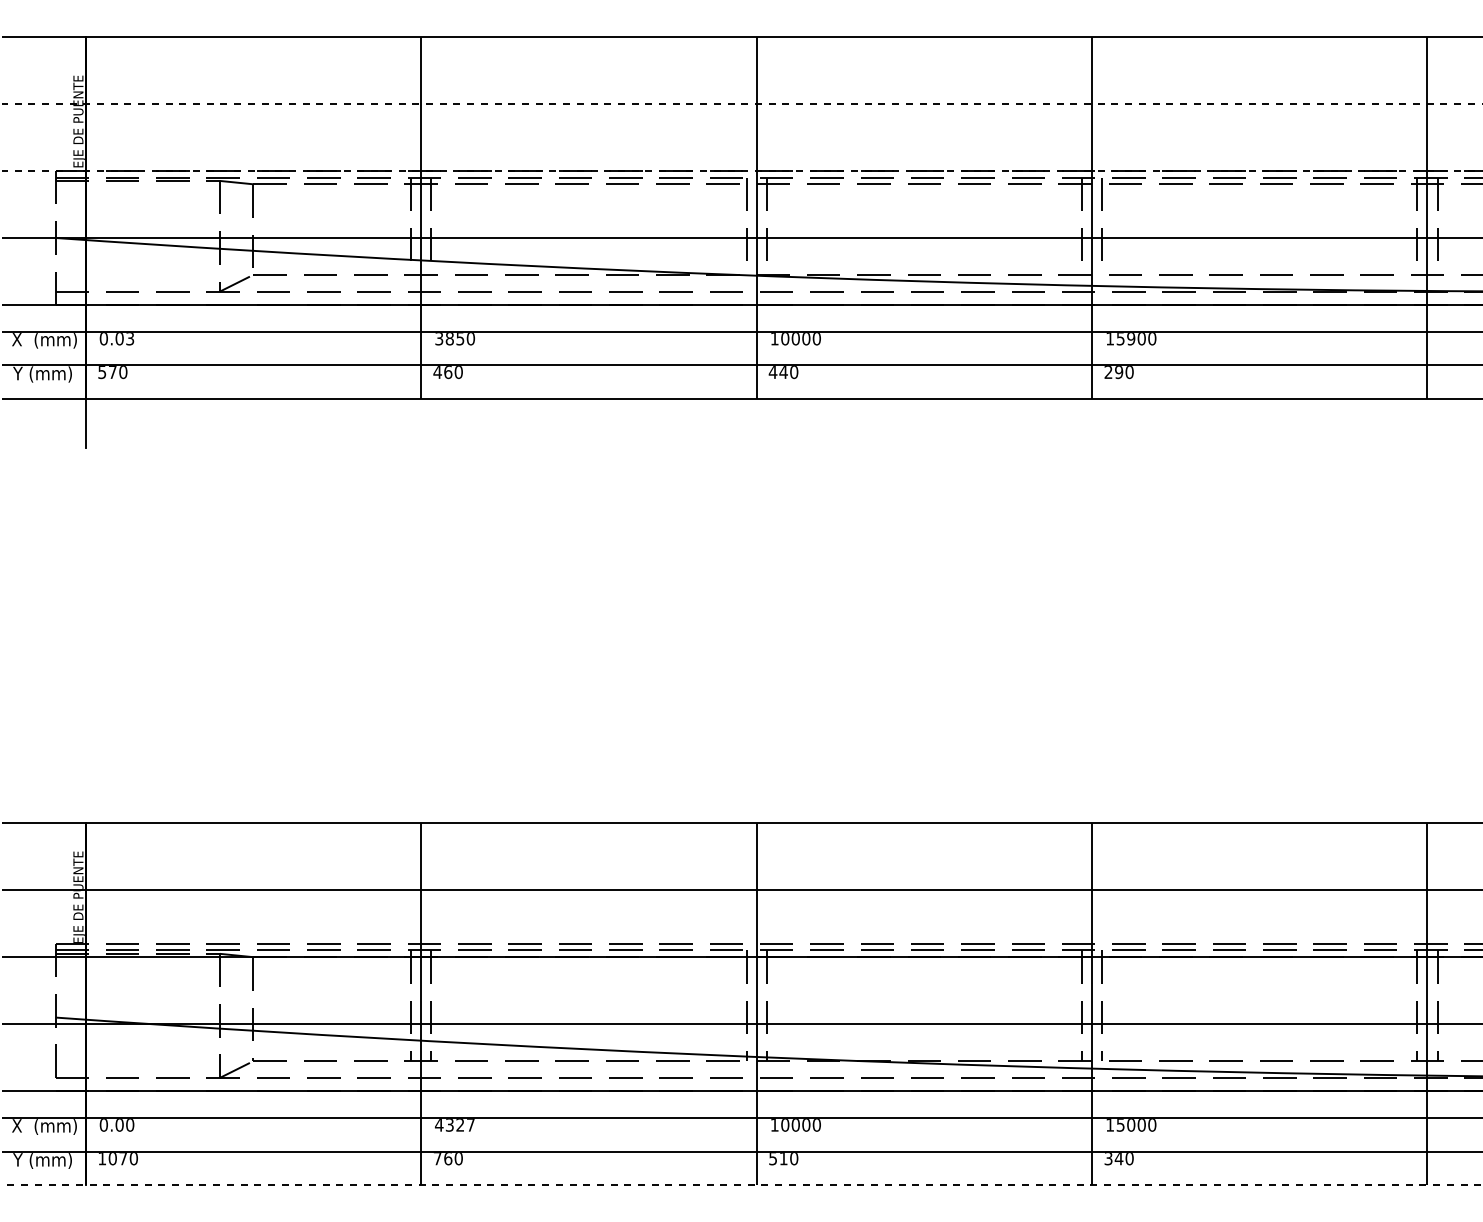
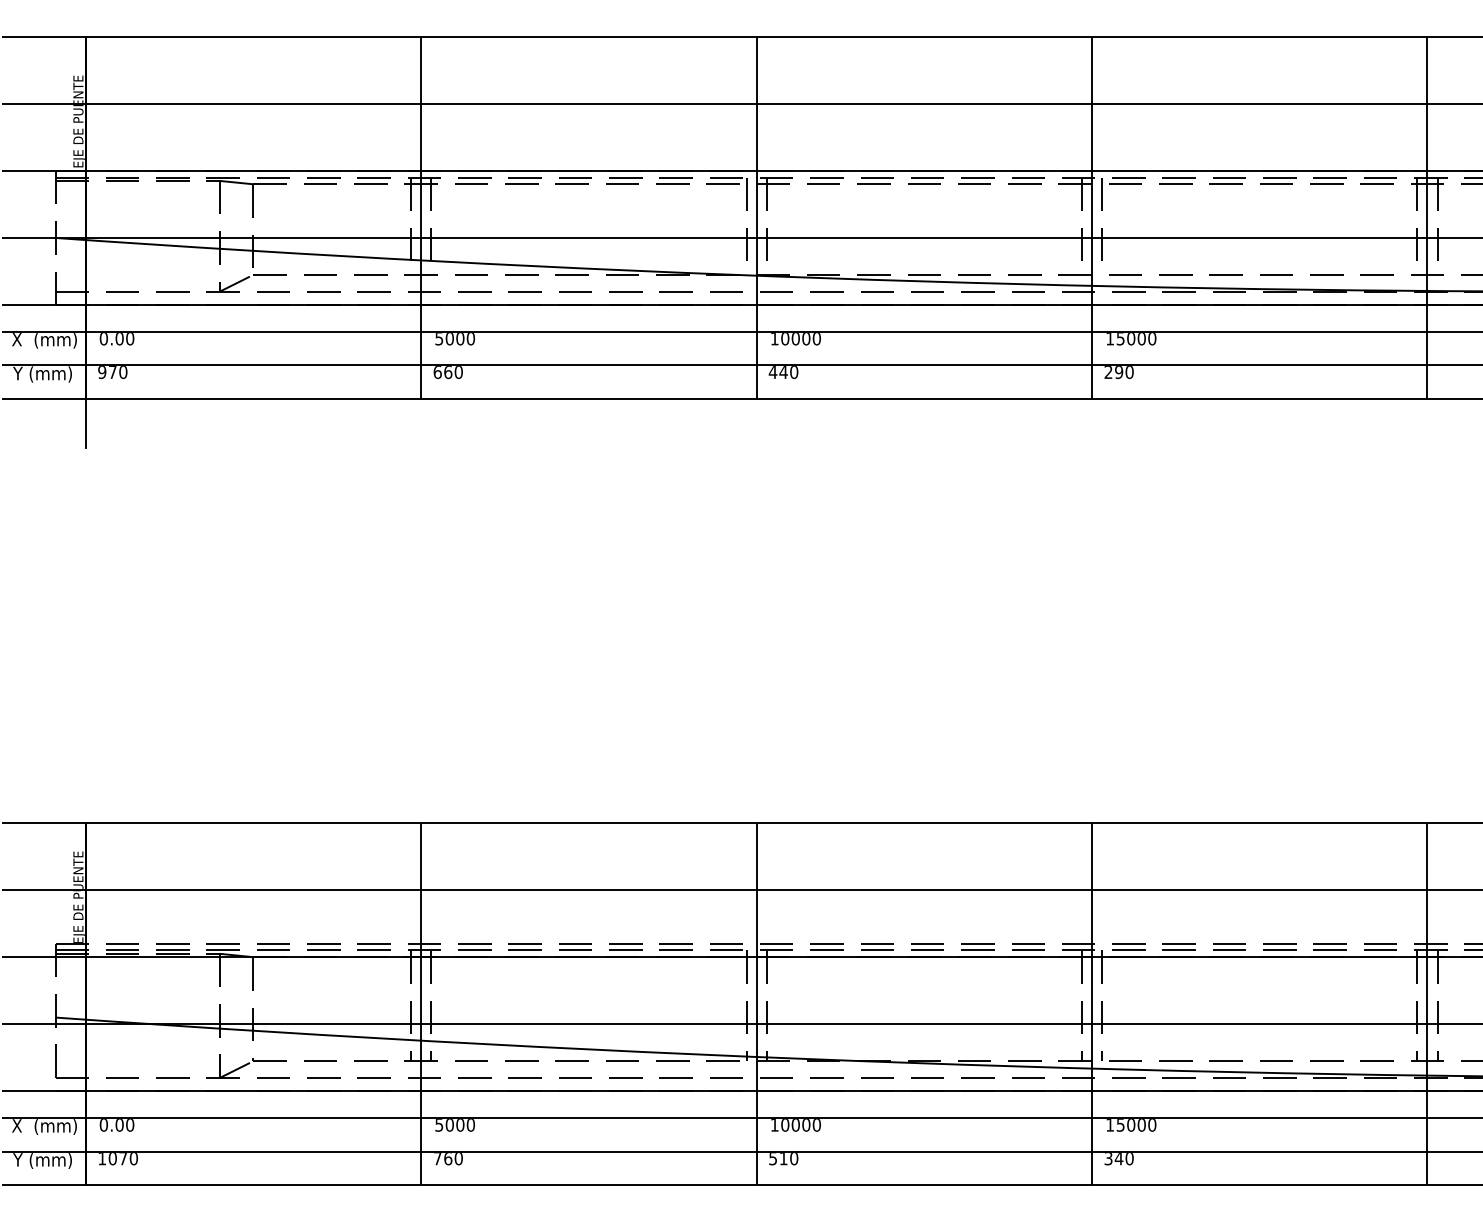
line: dashed -> solid (741, 103)
line: dashed -> solid (741, 170)
text: 0.03 -> 0.00 (130, 339)
text: 3850 -> 5000 (449, 339)
text: 15900 -> 15000 (1131, 339)
text: 570 -> 970 (102, 372)
text: 460 -> 660 (437, 372)
text: 4327 -> 5000 (454, 1125)
line: dashed -> solid (741, 1185)
